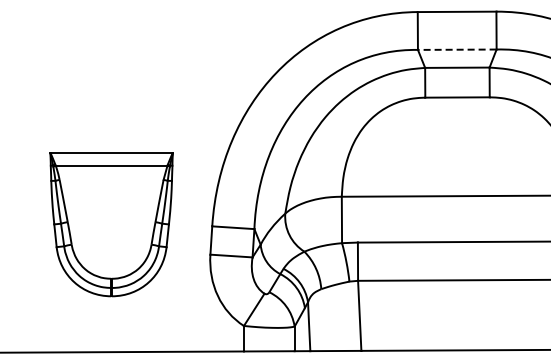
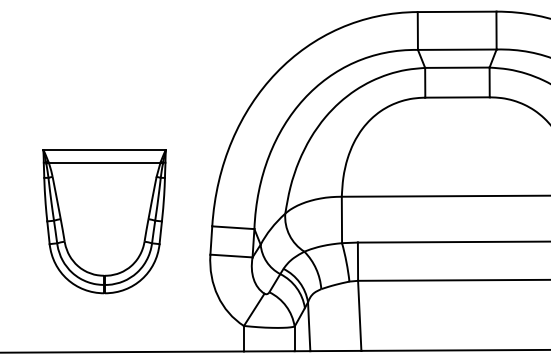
line: dashed -> solid (456, 49)
part position: (111, 224) -> (104, 221) (104, 221)
